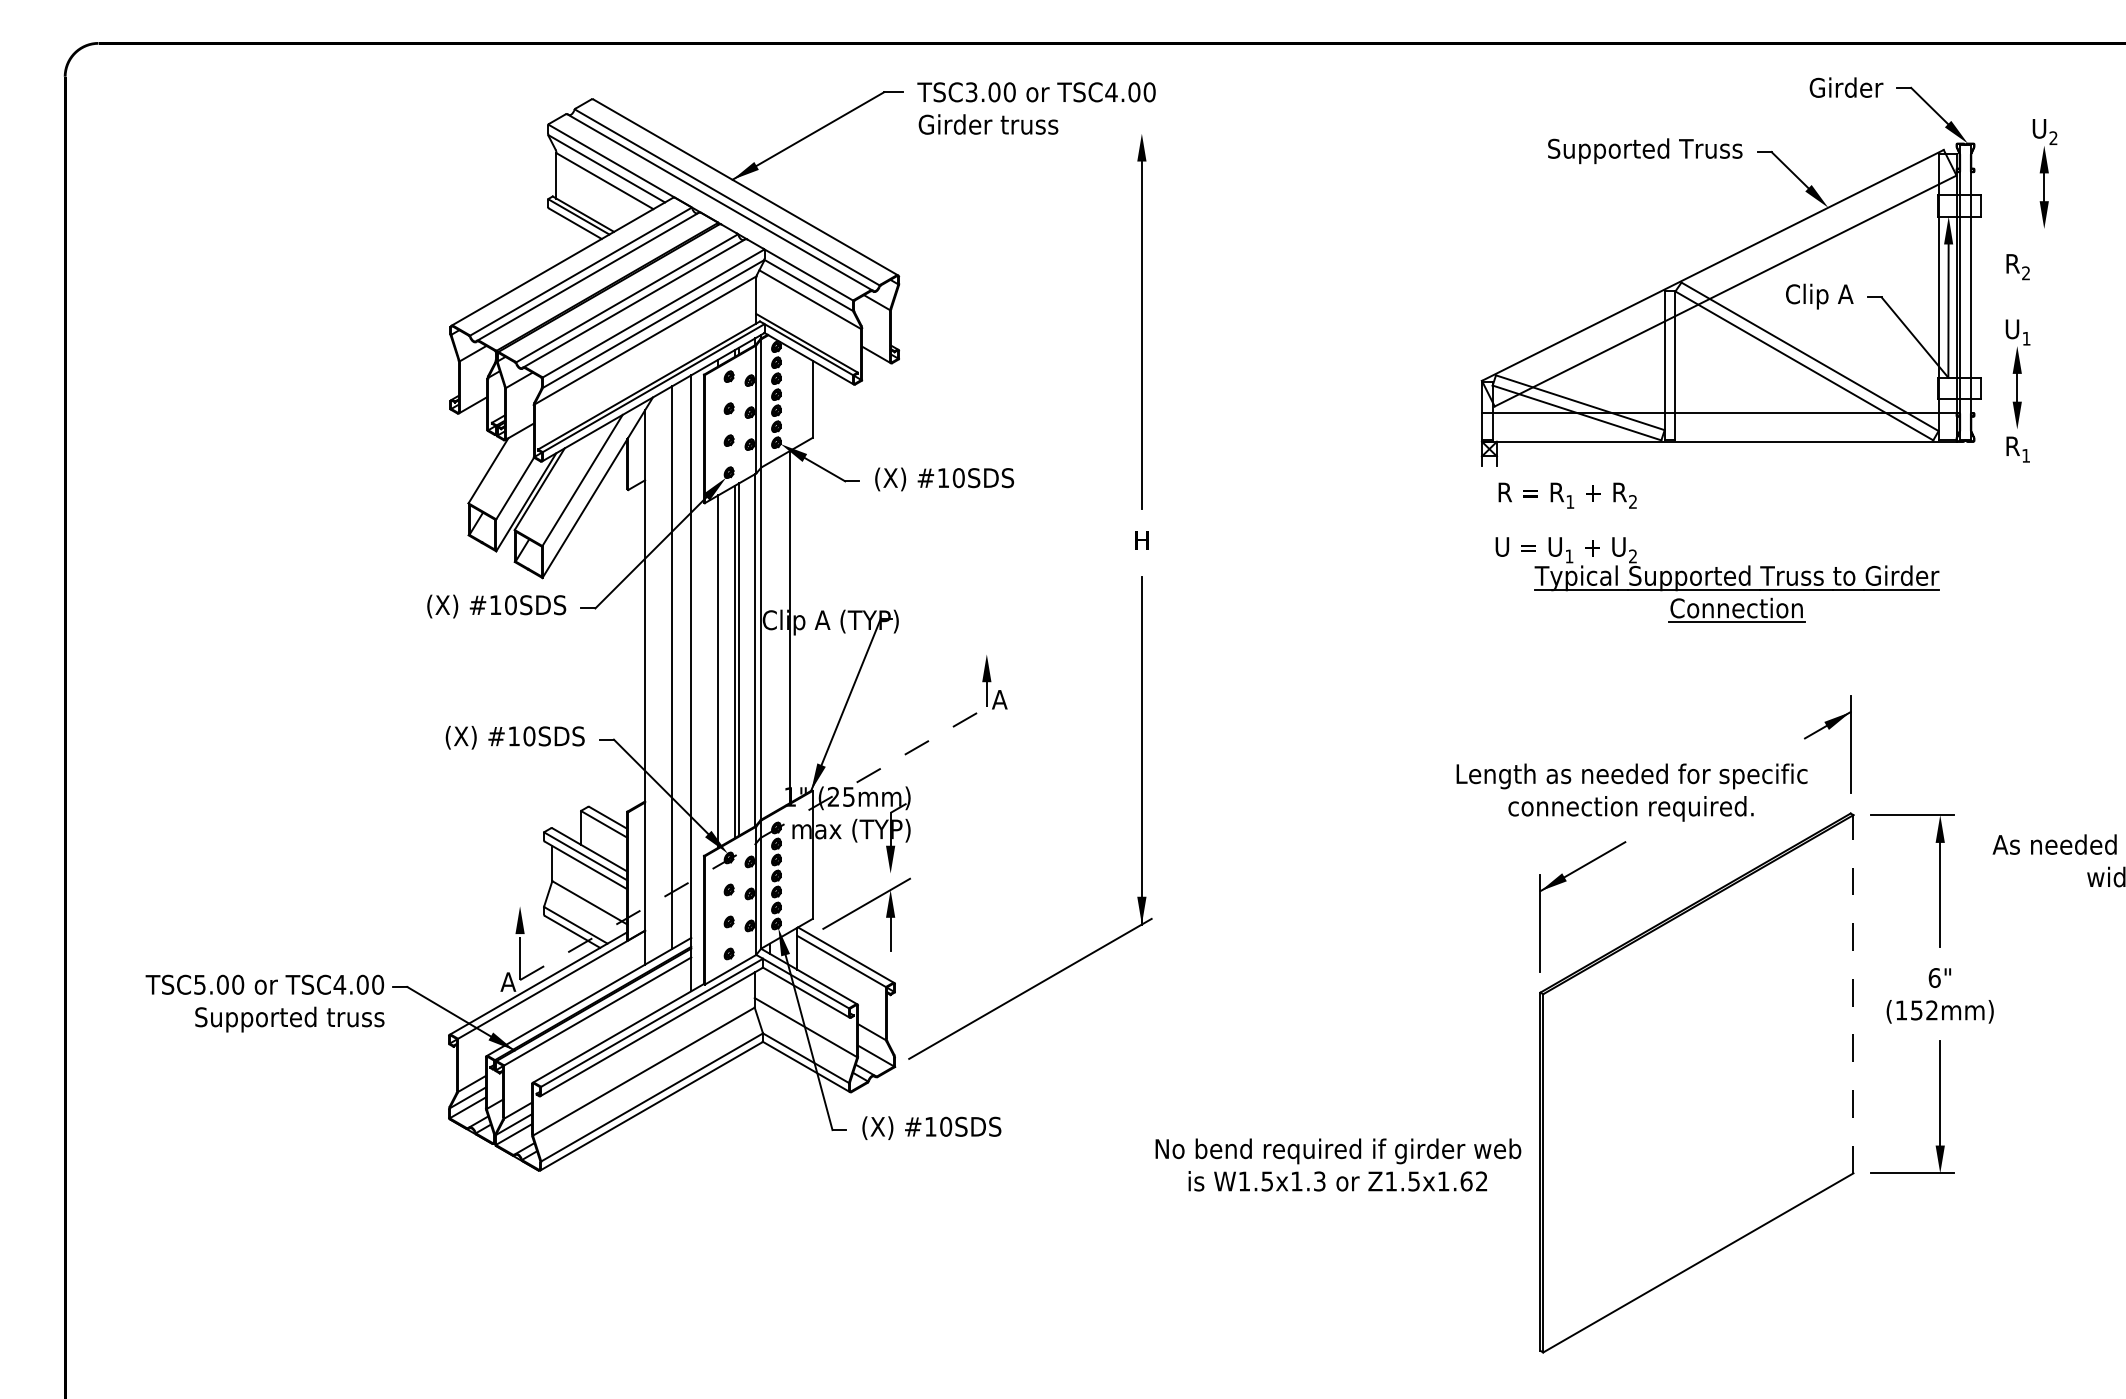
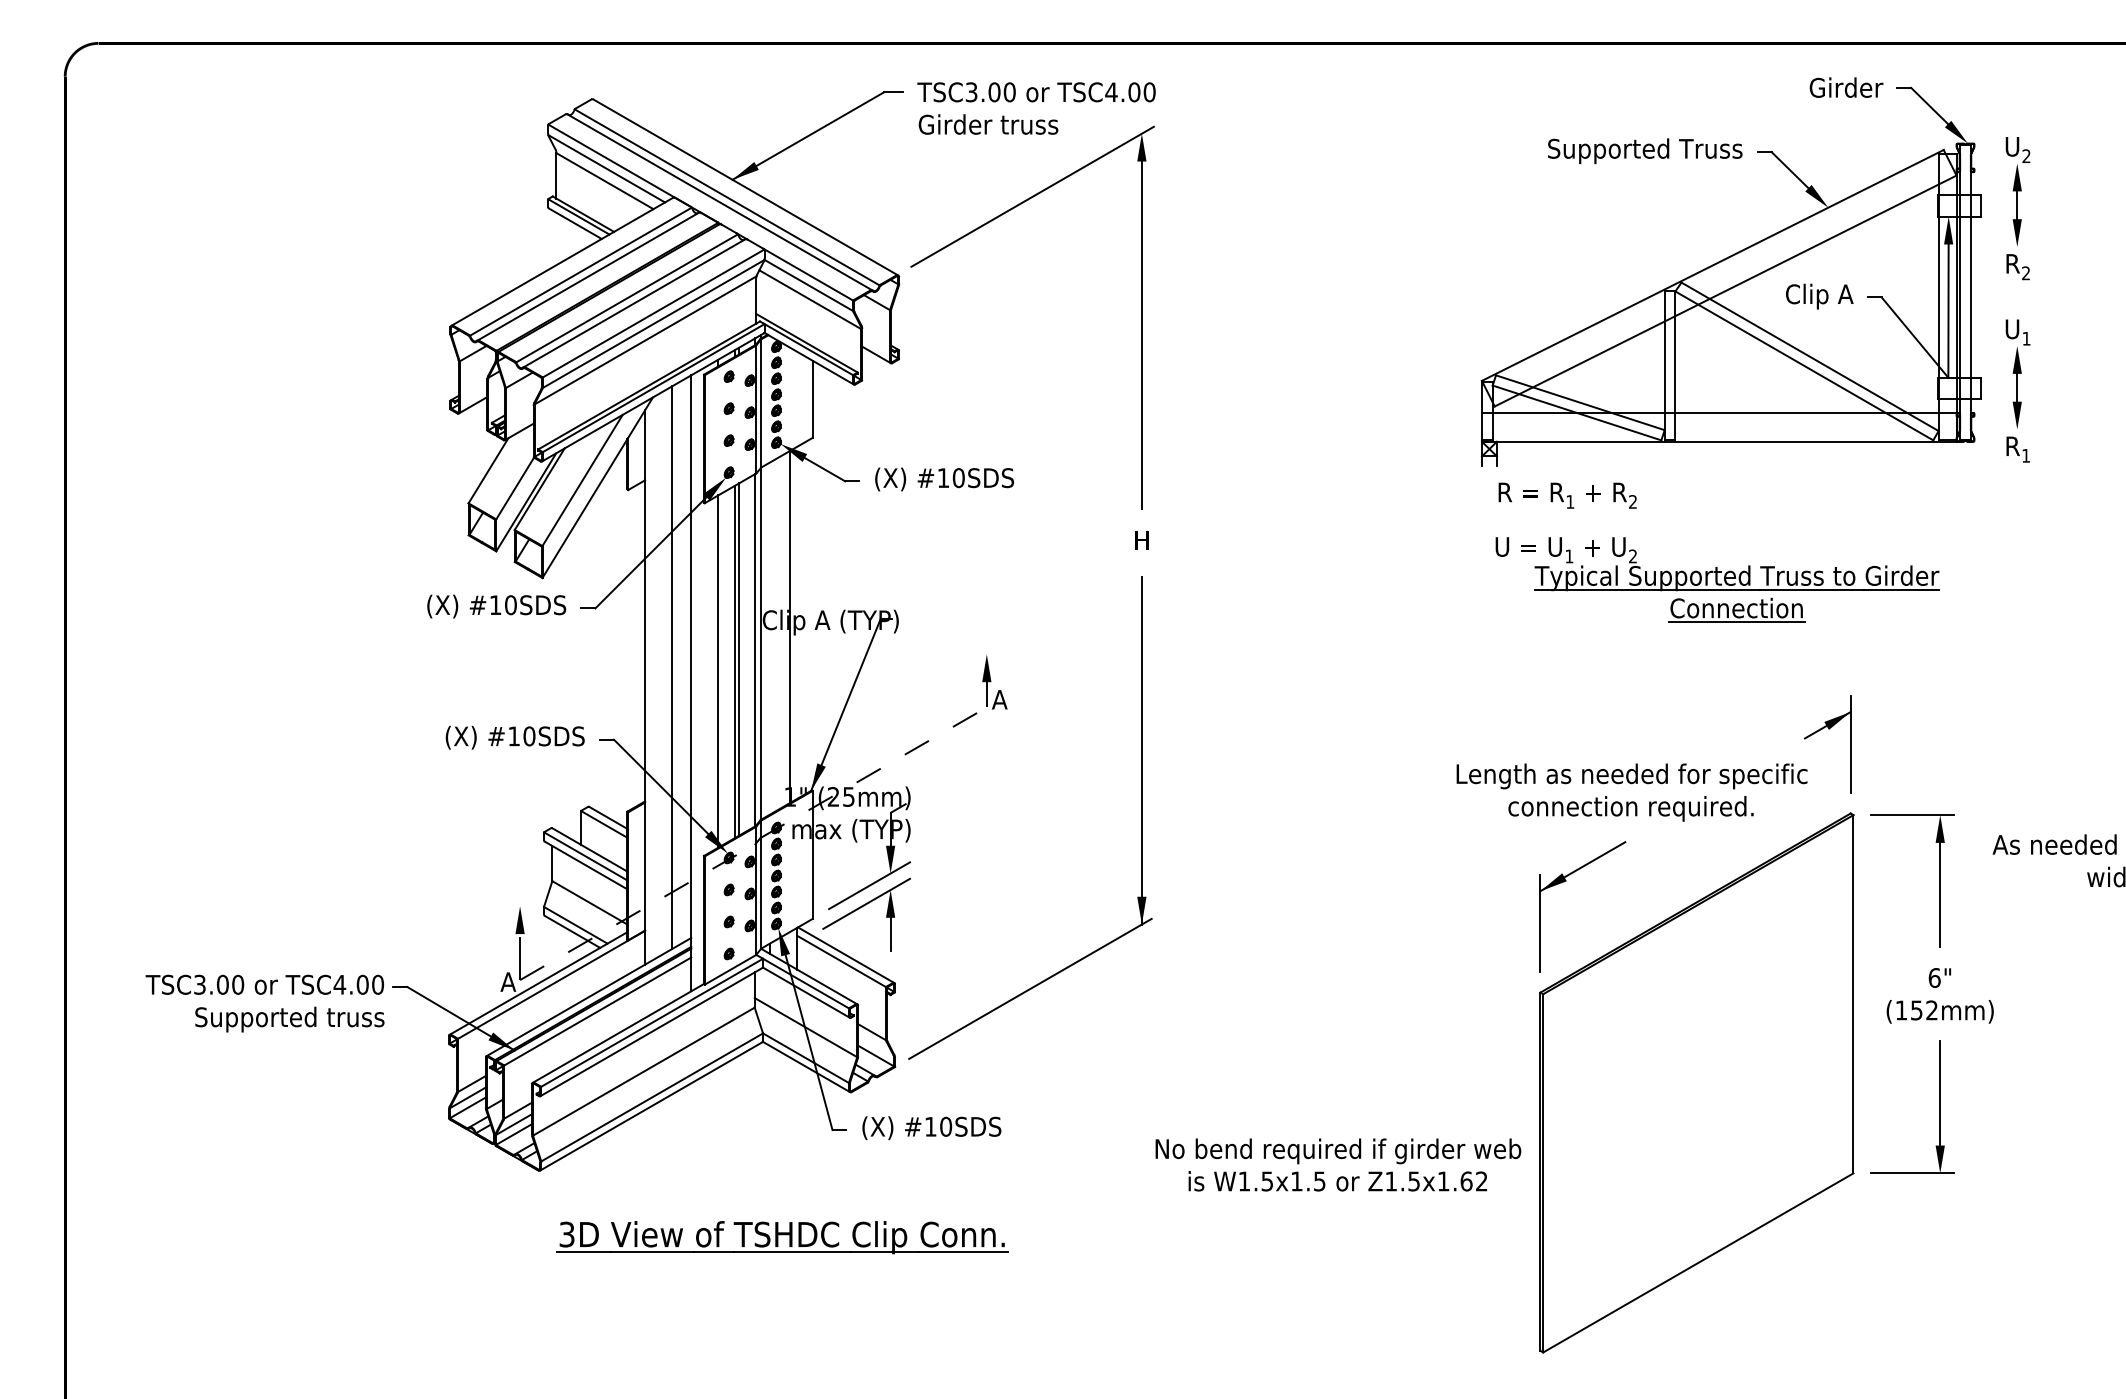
part position: (2044, 173) -> (2017, 191) (2017, 191)
line: none -> present (1032, 196)
line: none -> present (869, 885)
text: TSC5.00 -> TSC3.00 (199, 984)
line: dashed -> solid (1853, 993)
text: W1.5x1.3 -> W1.5x1.5 (1319, 1180)
part: none -> present (782, 1237)
